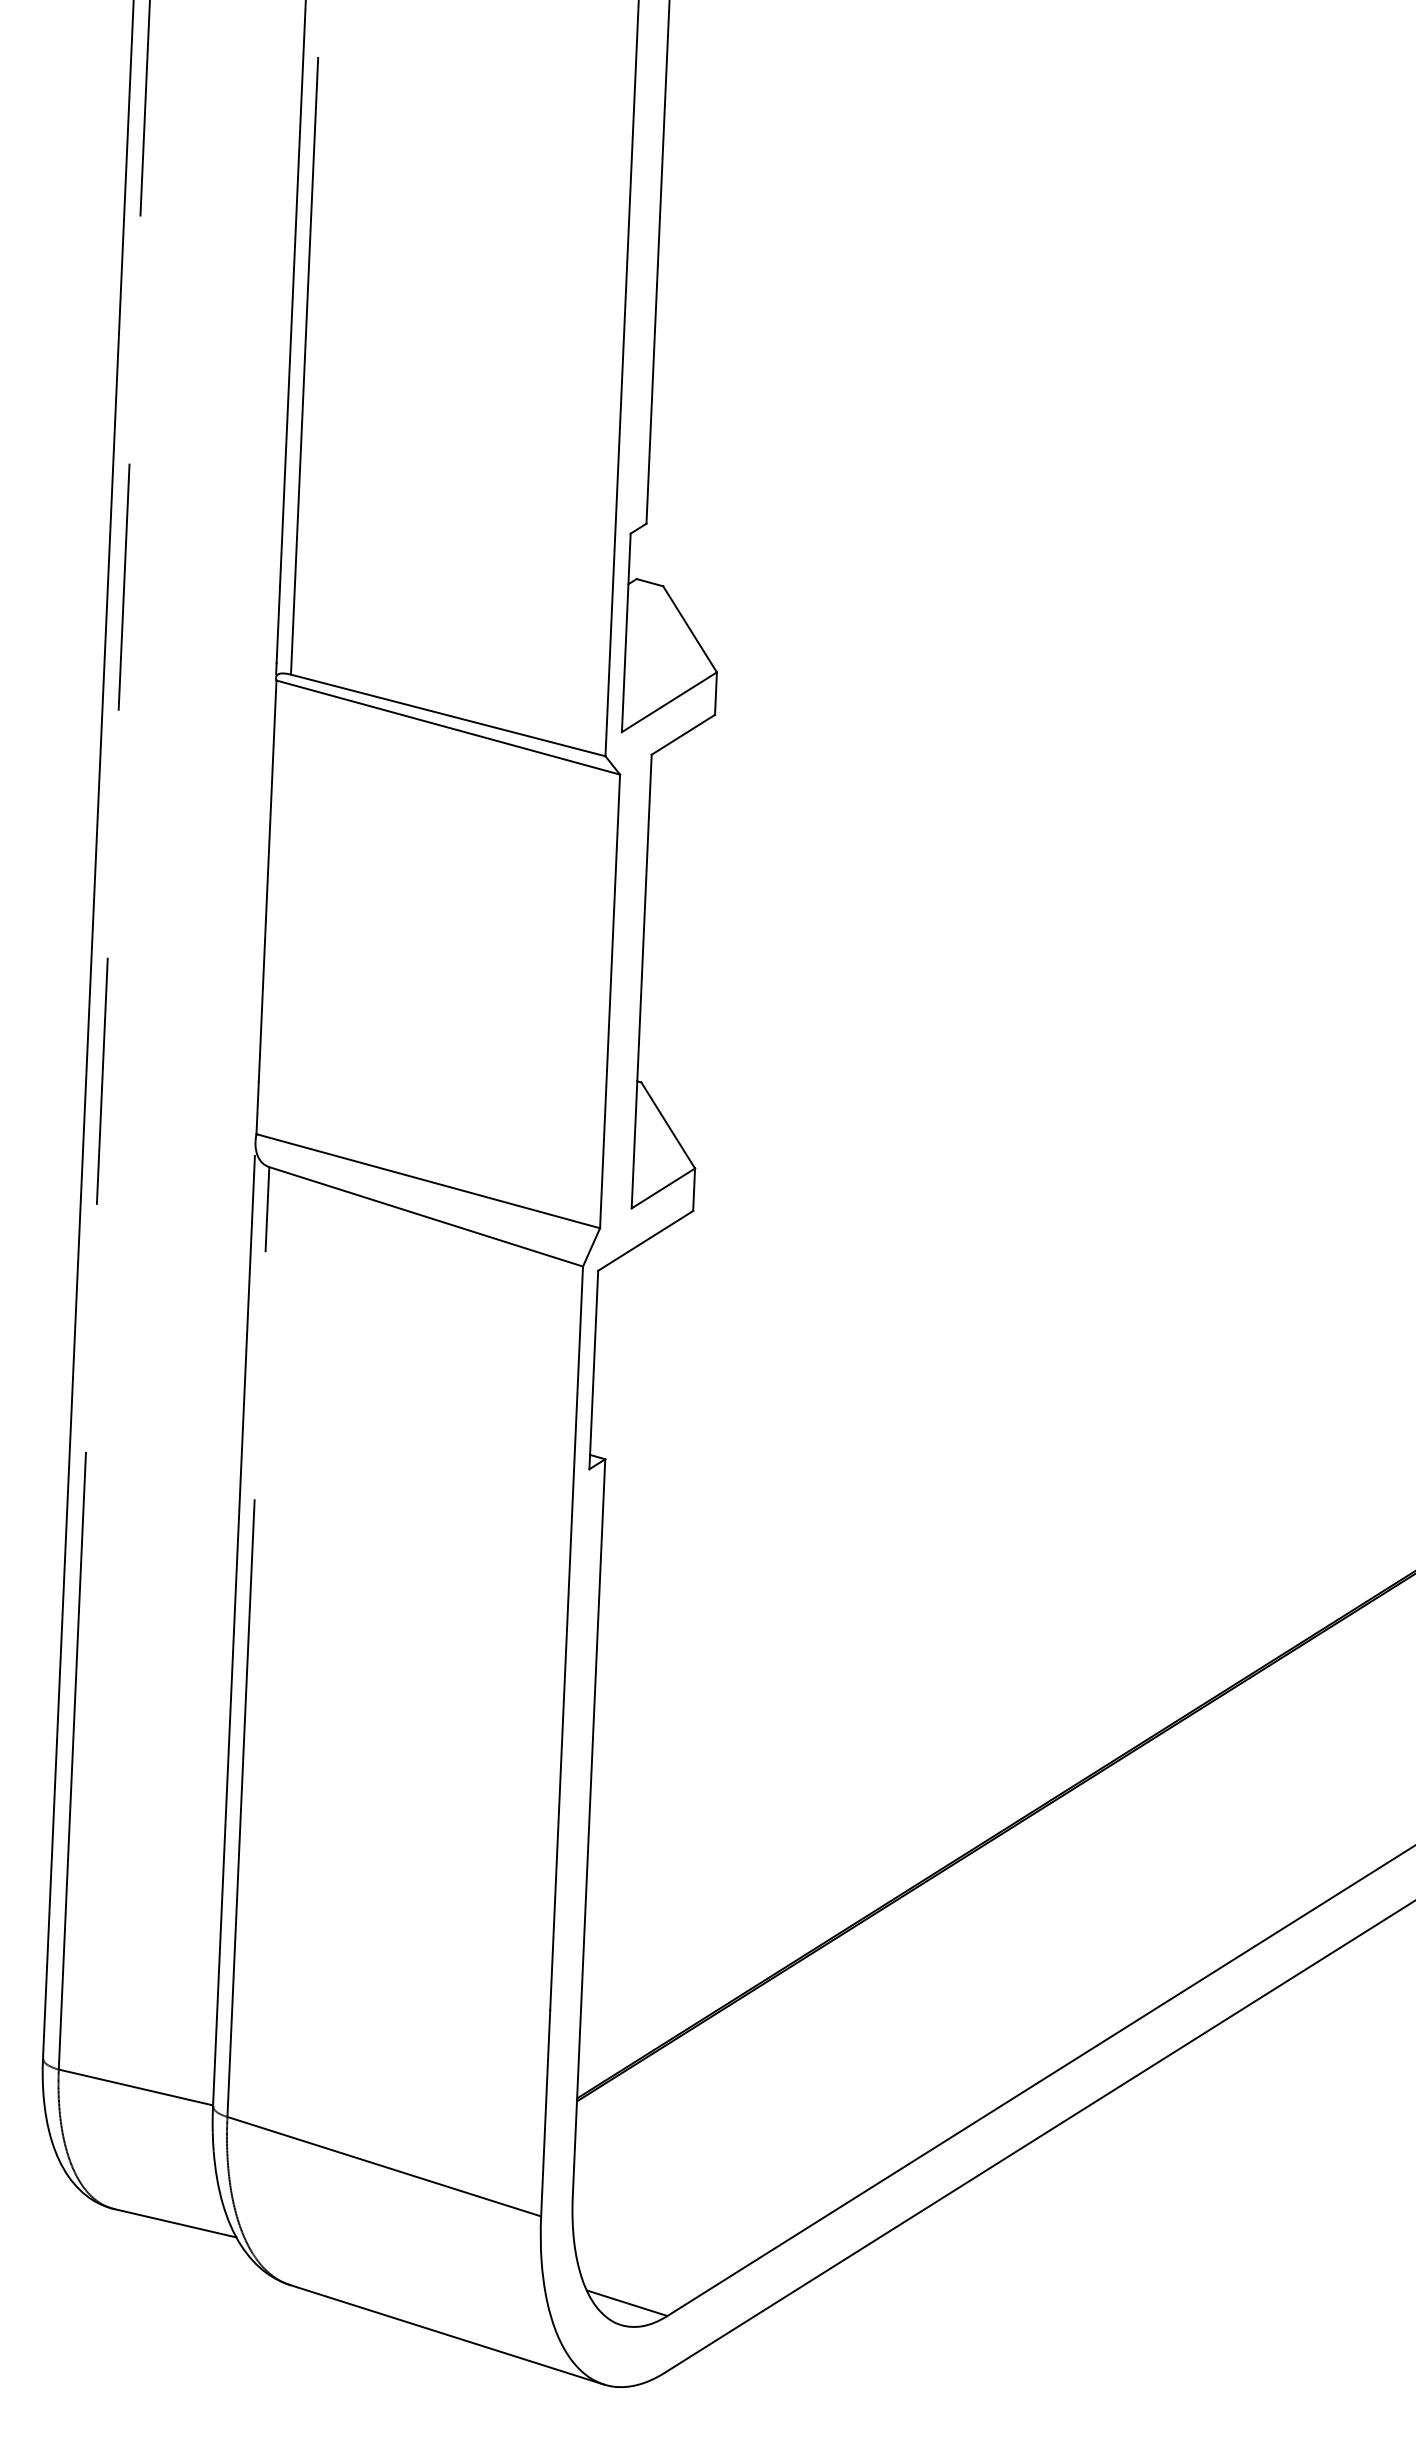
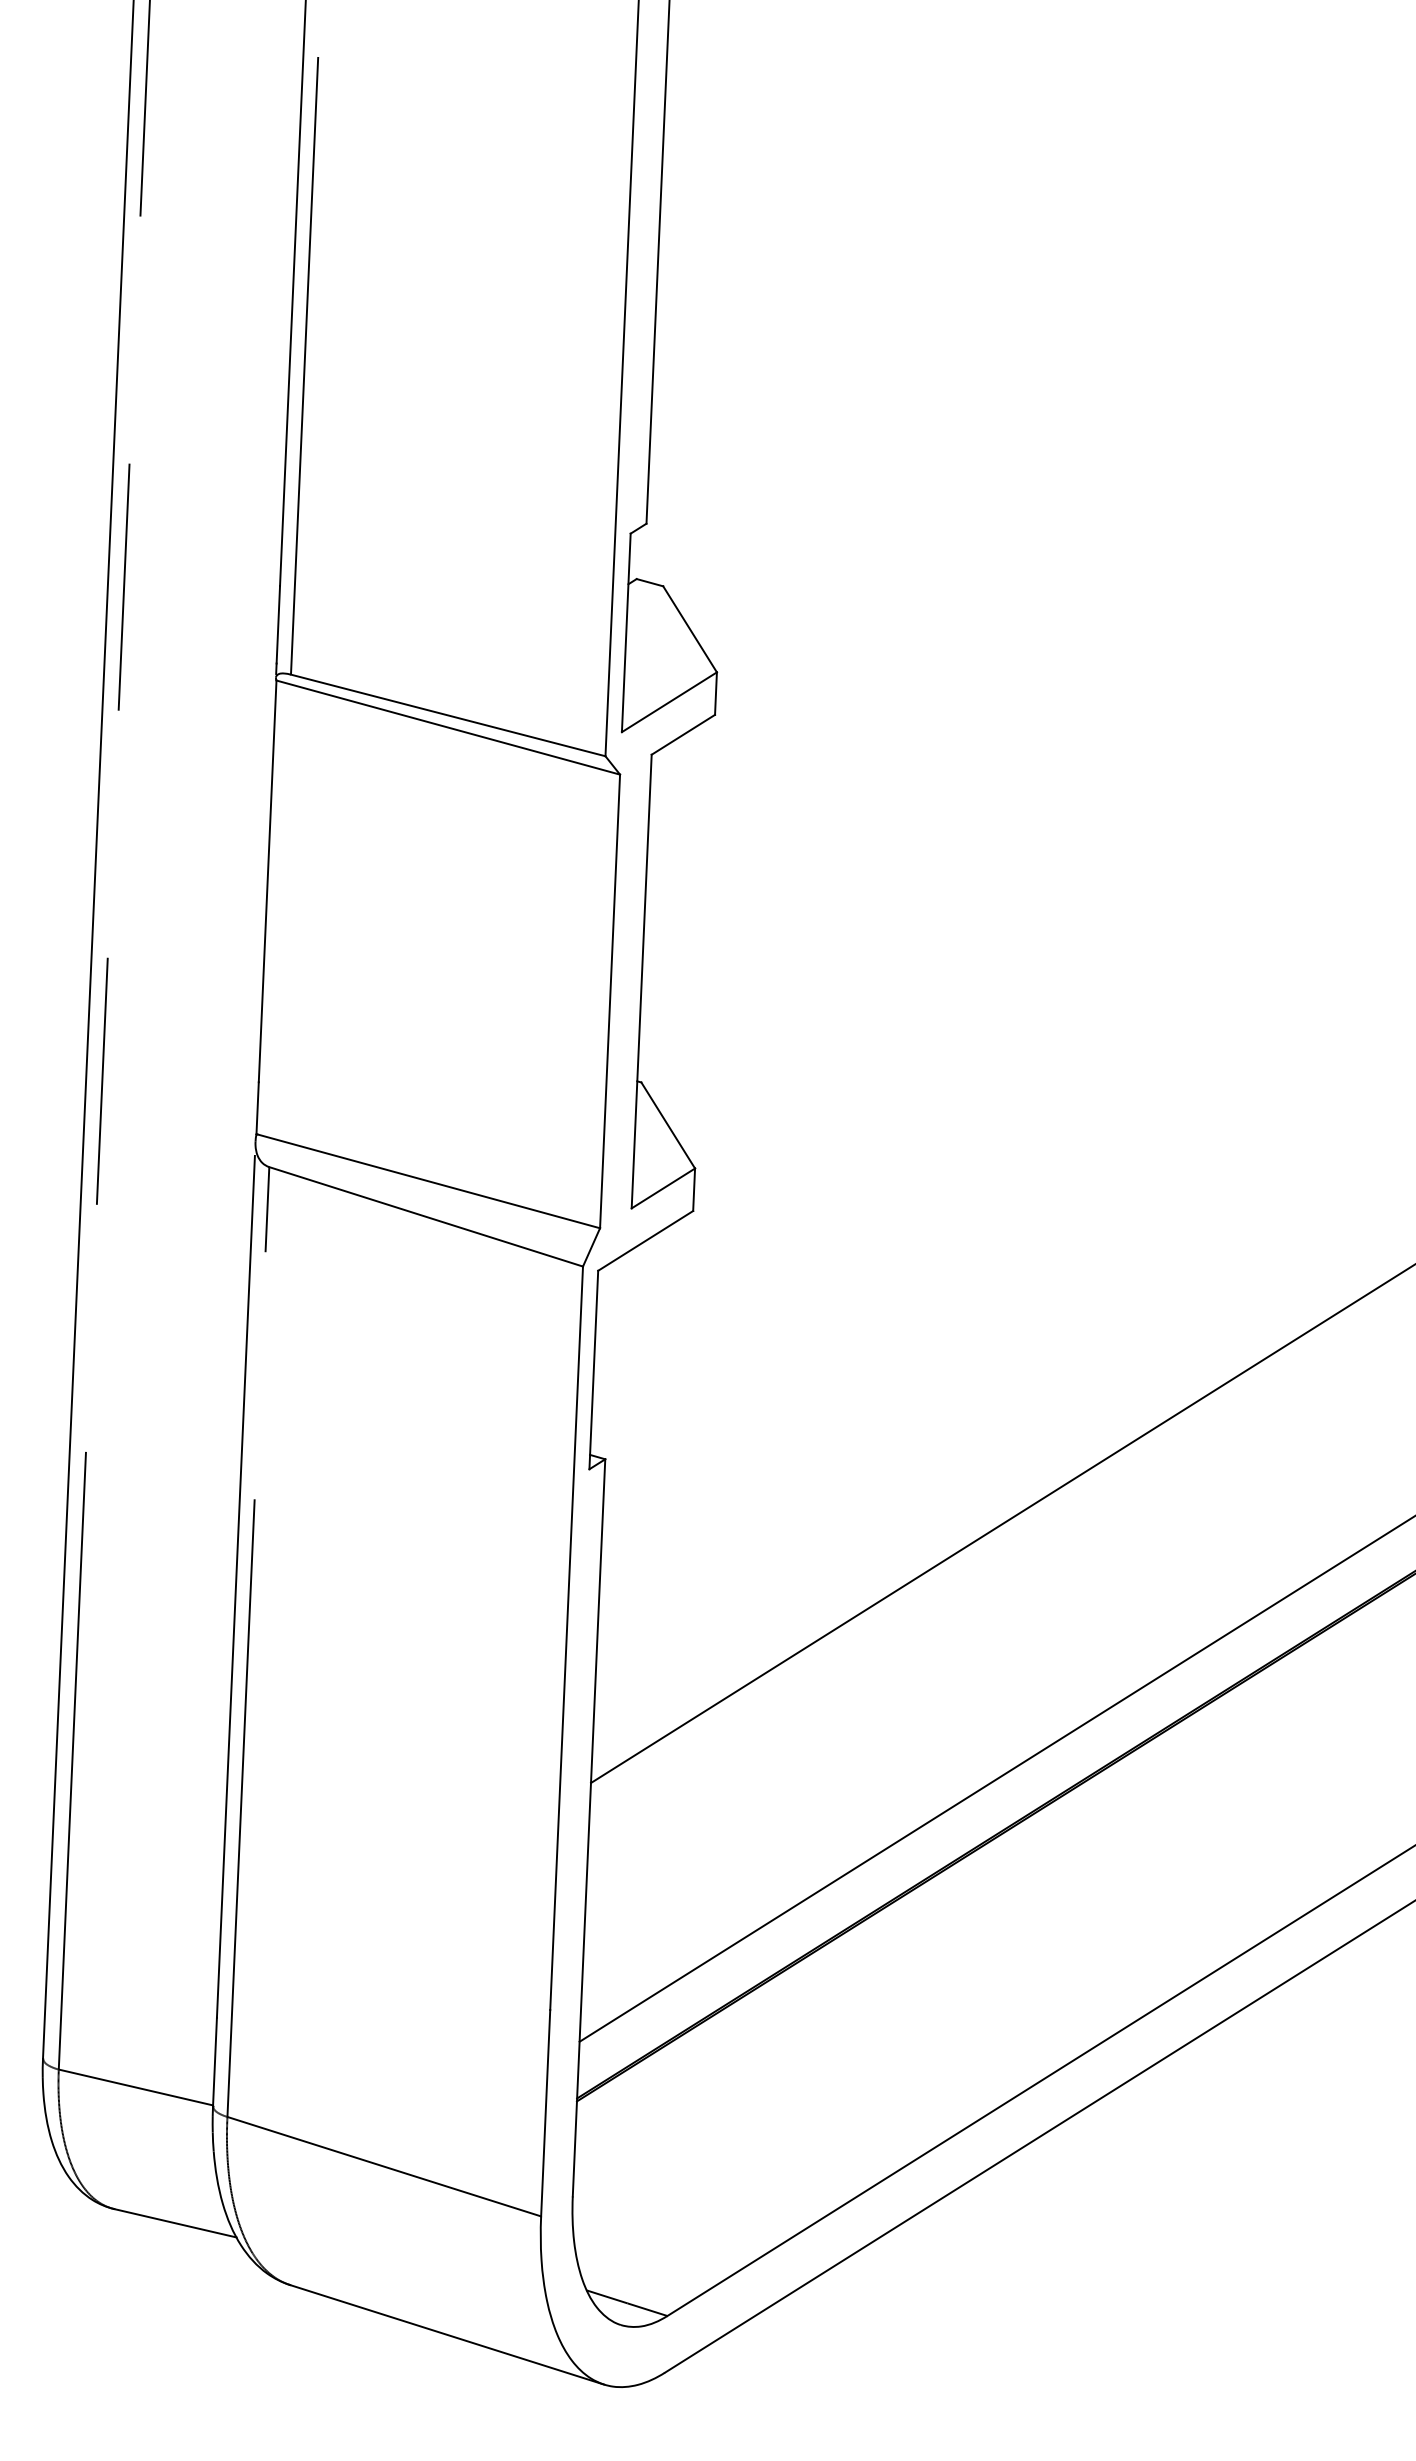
line: none -> present (1001, 1524)
line: none -> present (995, 1779)
